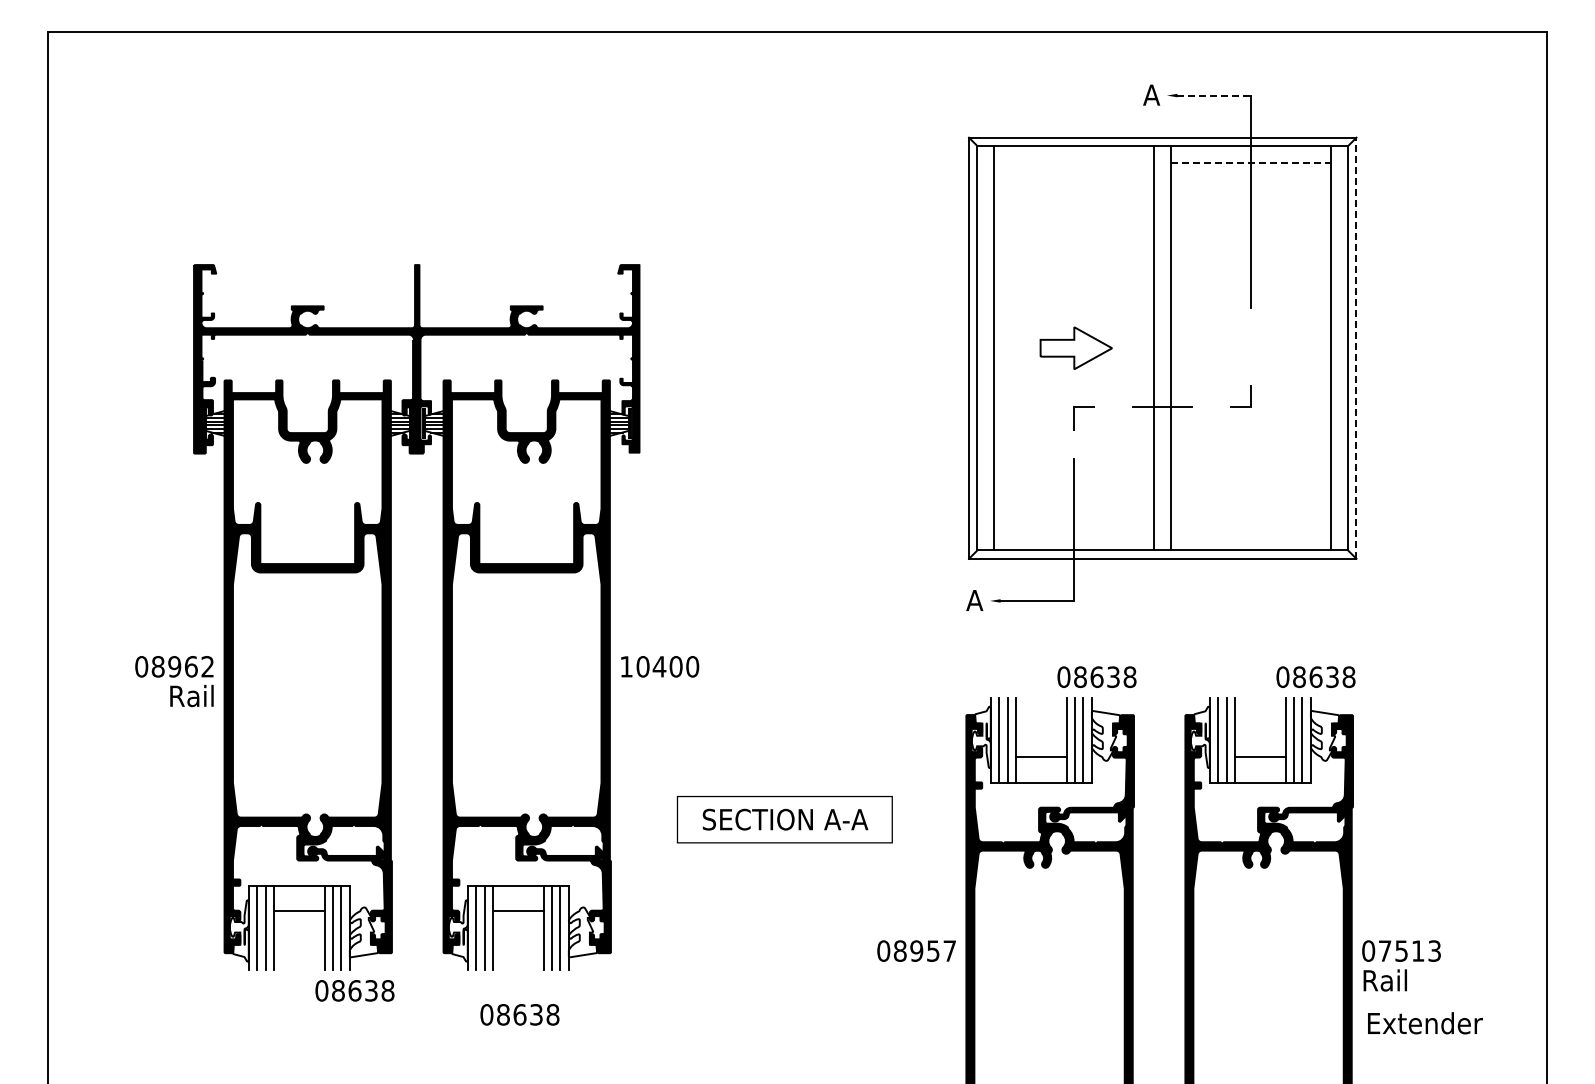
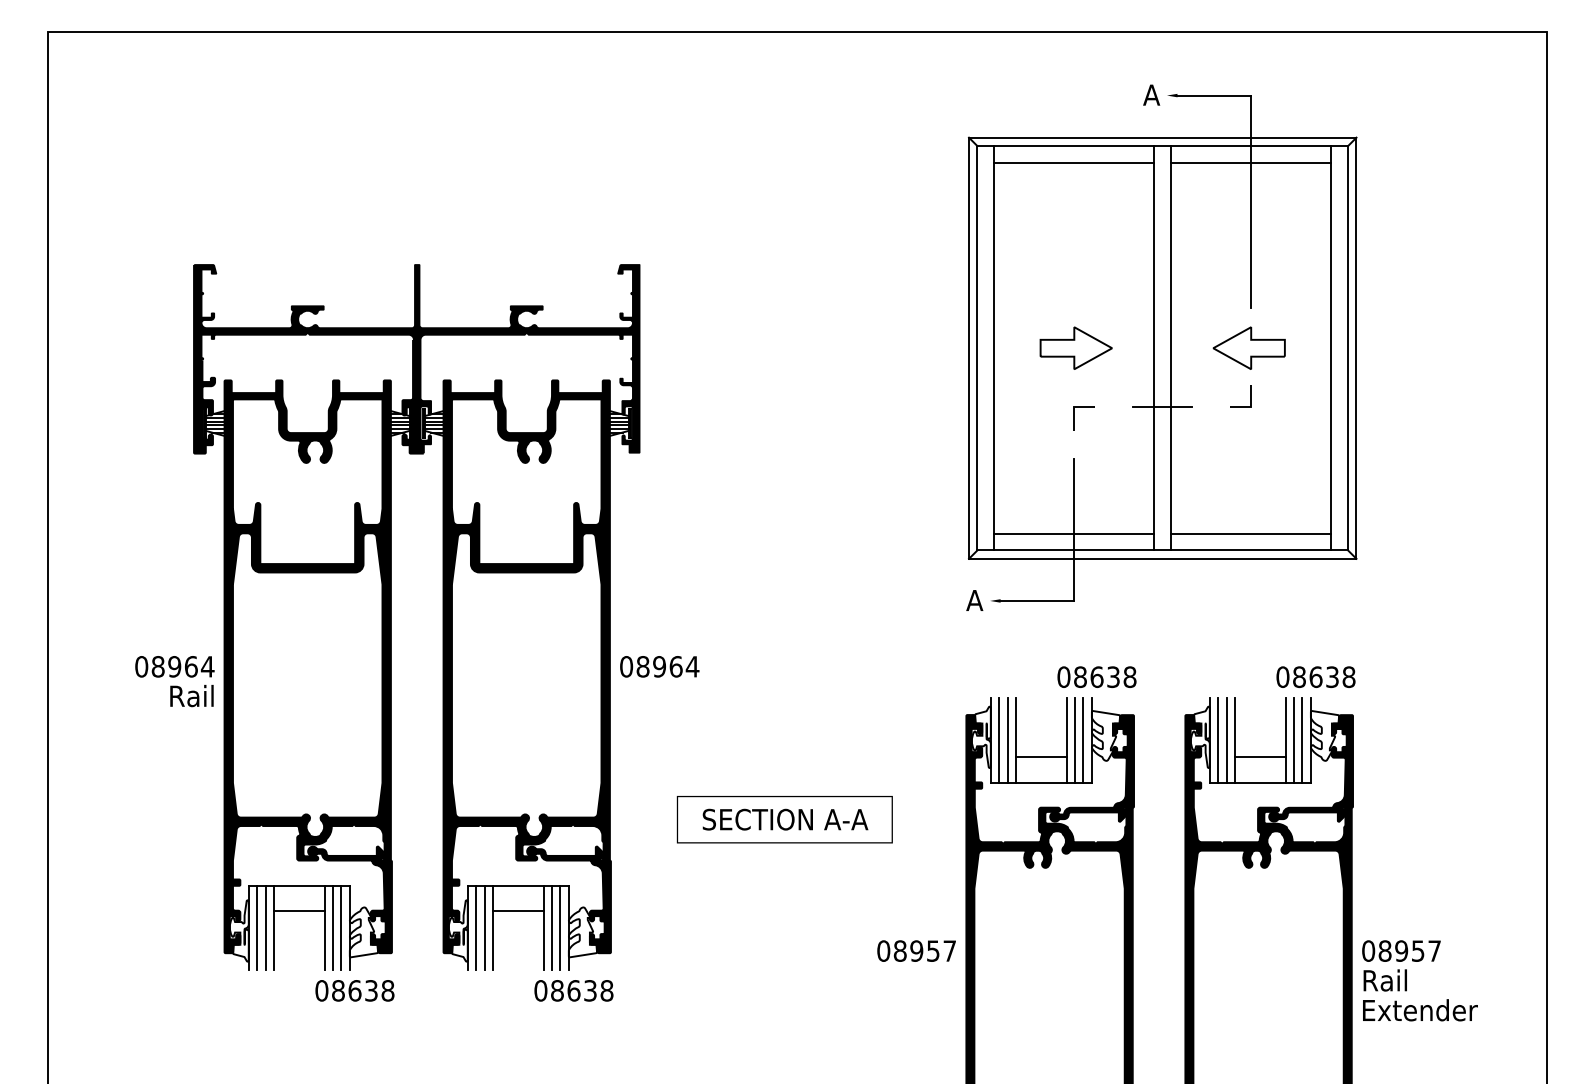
line: dashed -> solid (1214, 95)
line: none -> present (1074, 162)
line: dashed -> solid (1251, 162)
part: none -> present (1248, 347)
line: dashed -> solid (1356, 348)
line: none -> present (1074, 533)
line: none -> present (1251, 533)
text: 08962 -> 08964 (207, 666)
text: 10400 -> 08964 (659, 666)
text: 07513 -> 08957 (1409, 950)
text position: (519, 1014) -> (573, 990) (573, 990)
text position: (1425, 1023) -> (1420, 1010) (1420, 1010)
